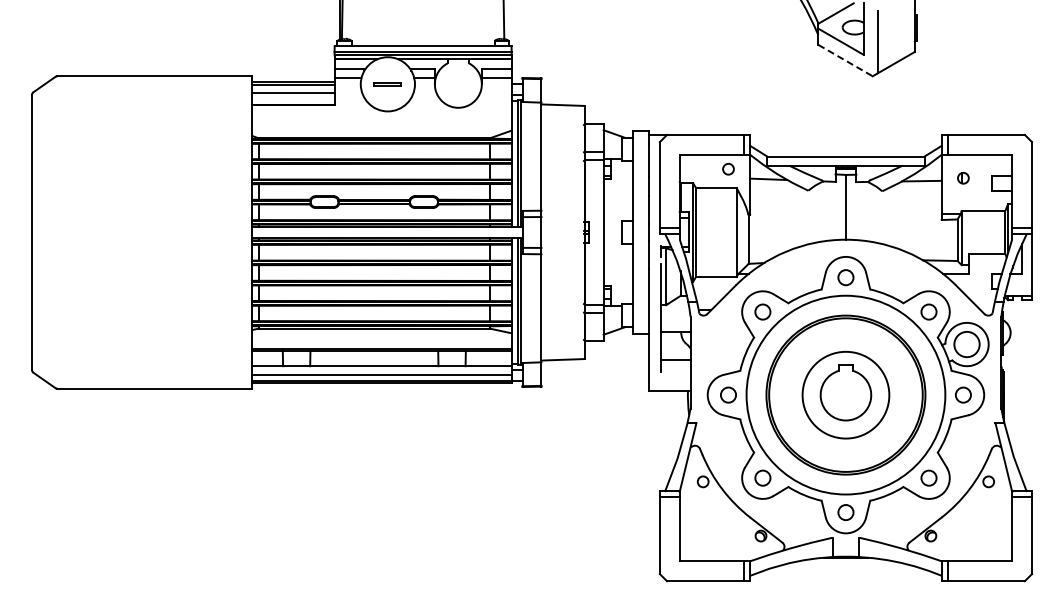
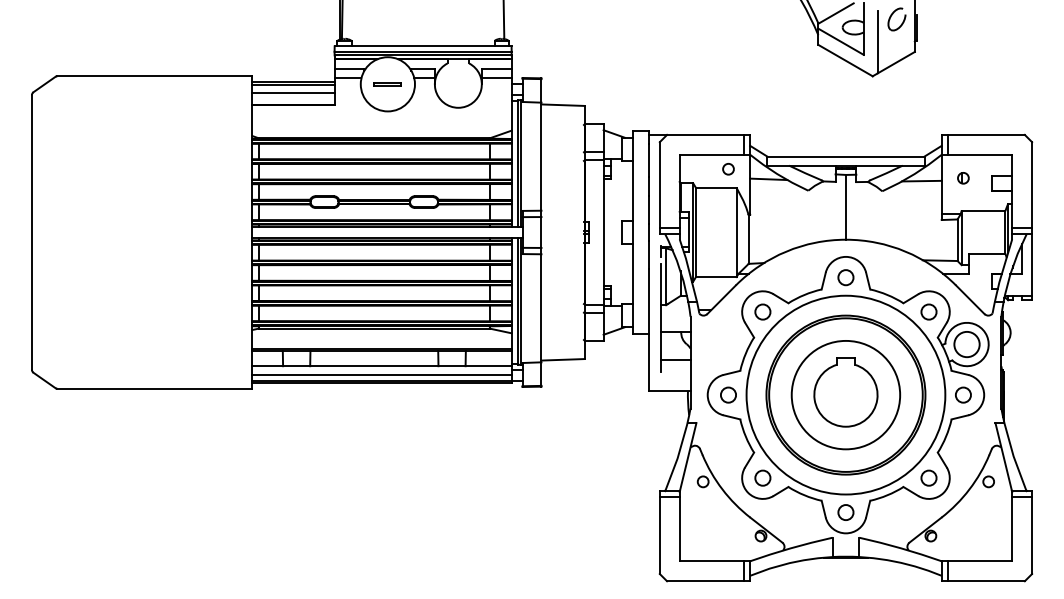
part: none -> present (896, 19)
line: dashed -> solid (846, 60)
part size: 90x90 px -> 112x111 px (845, 395)
